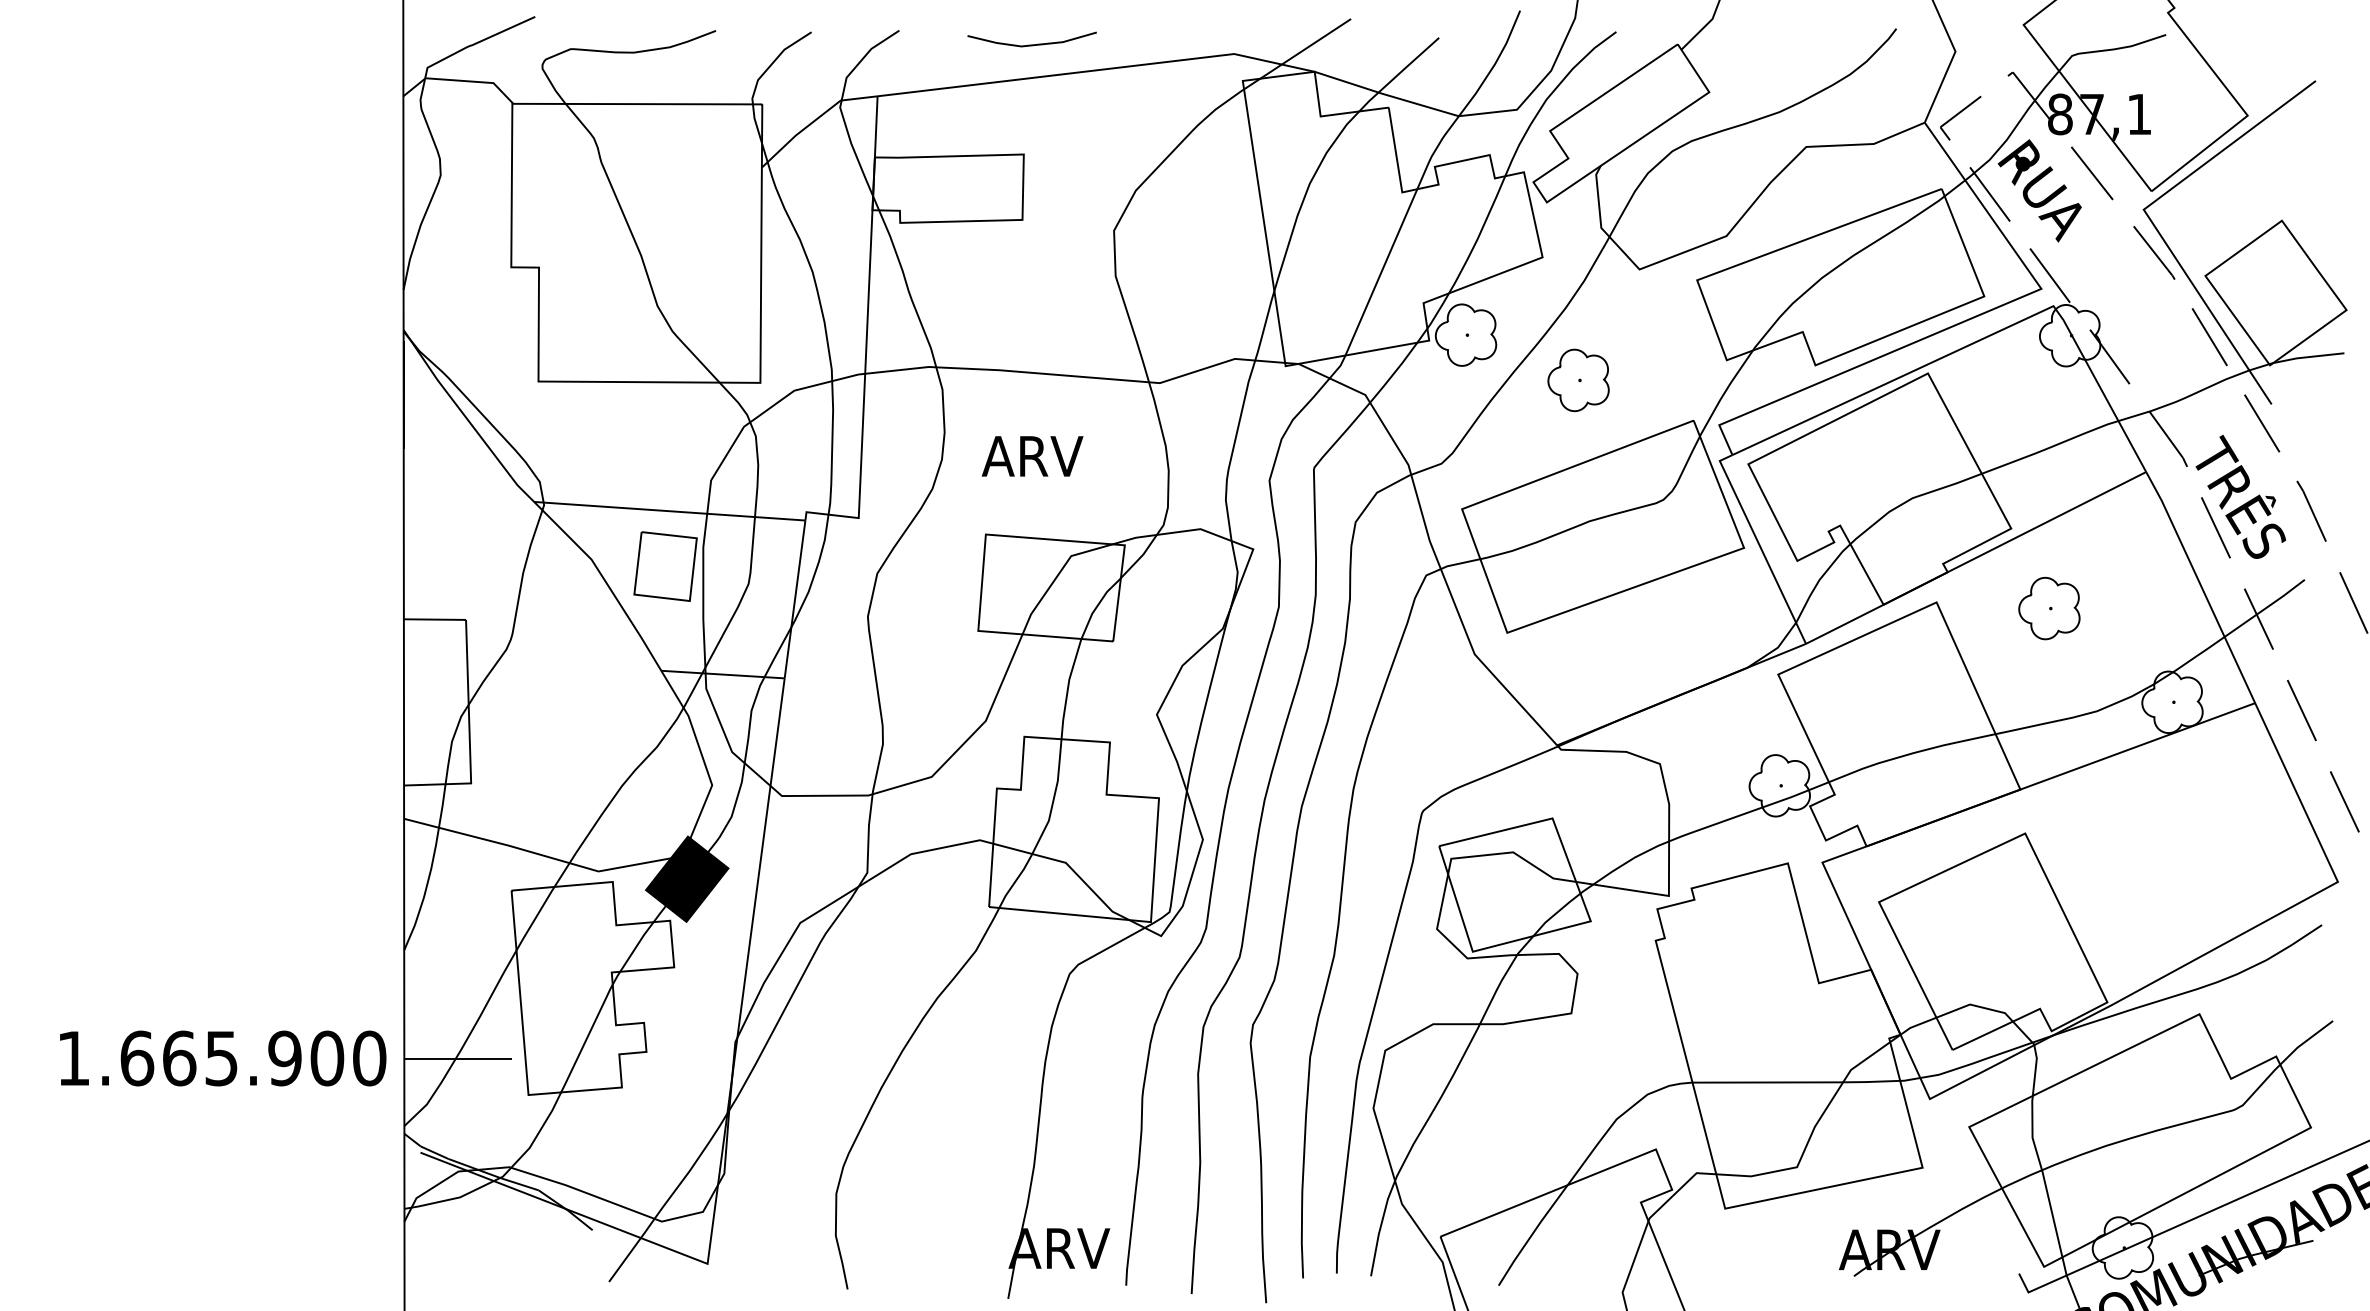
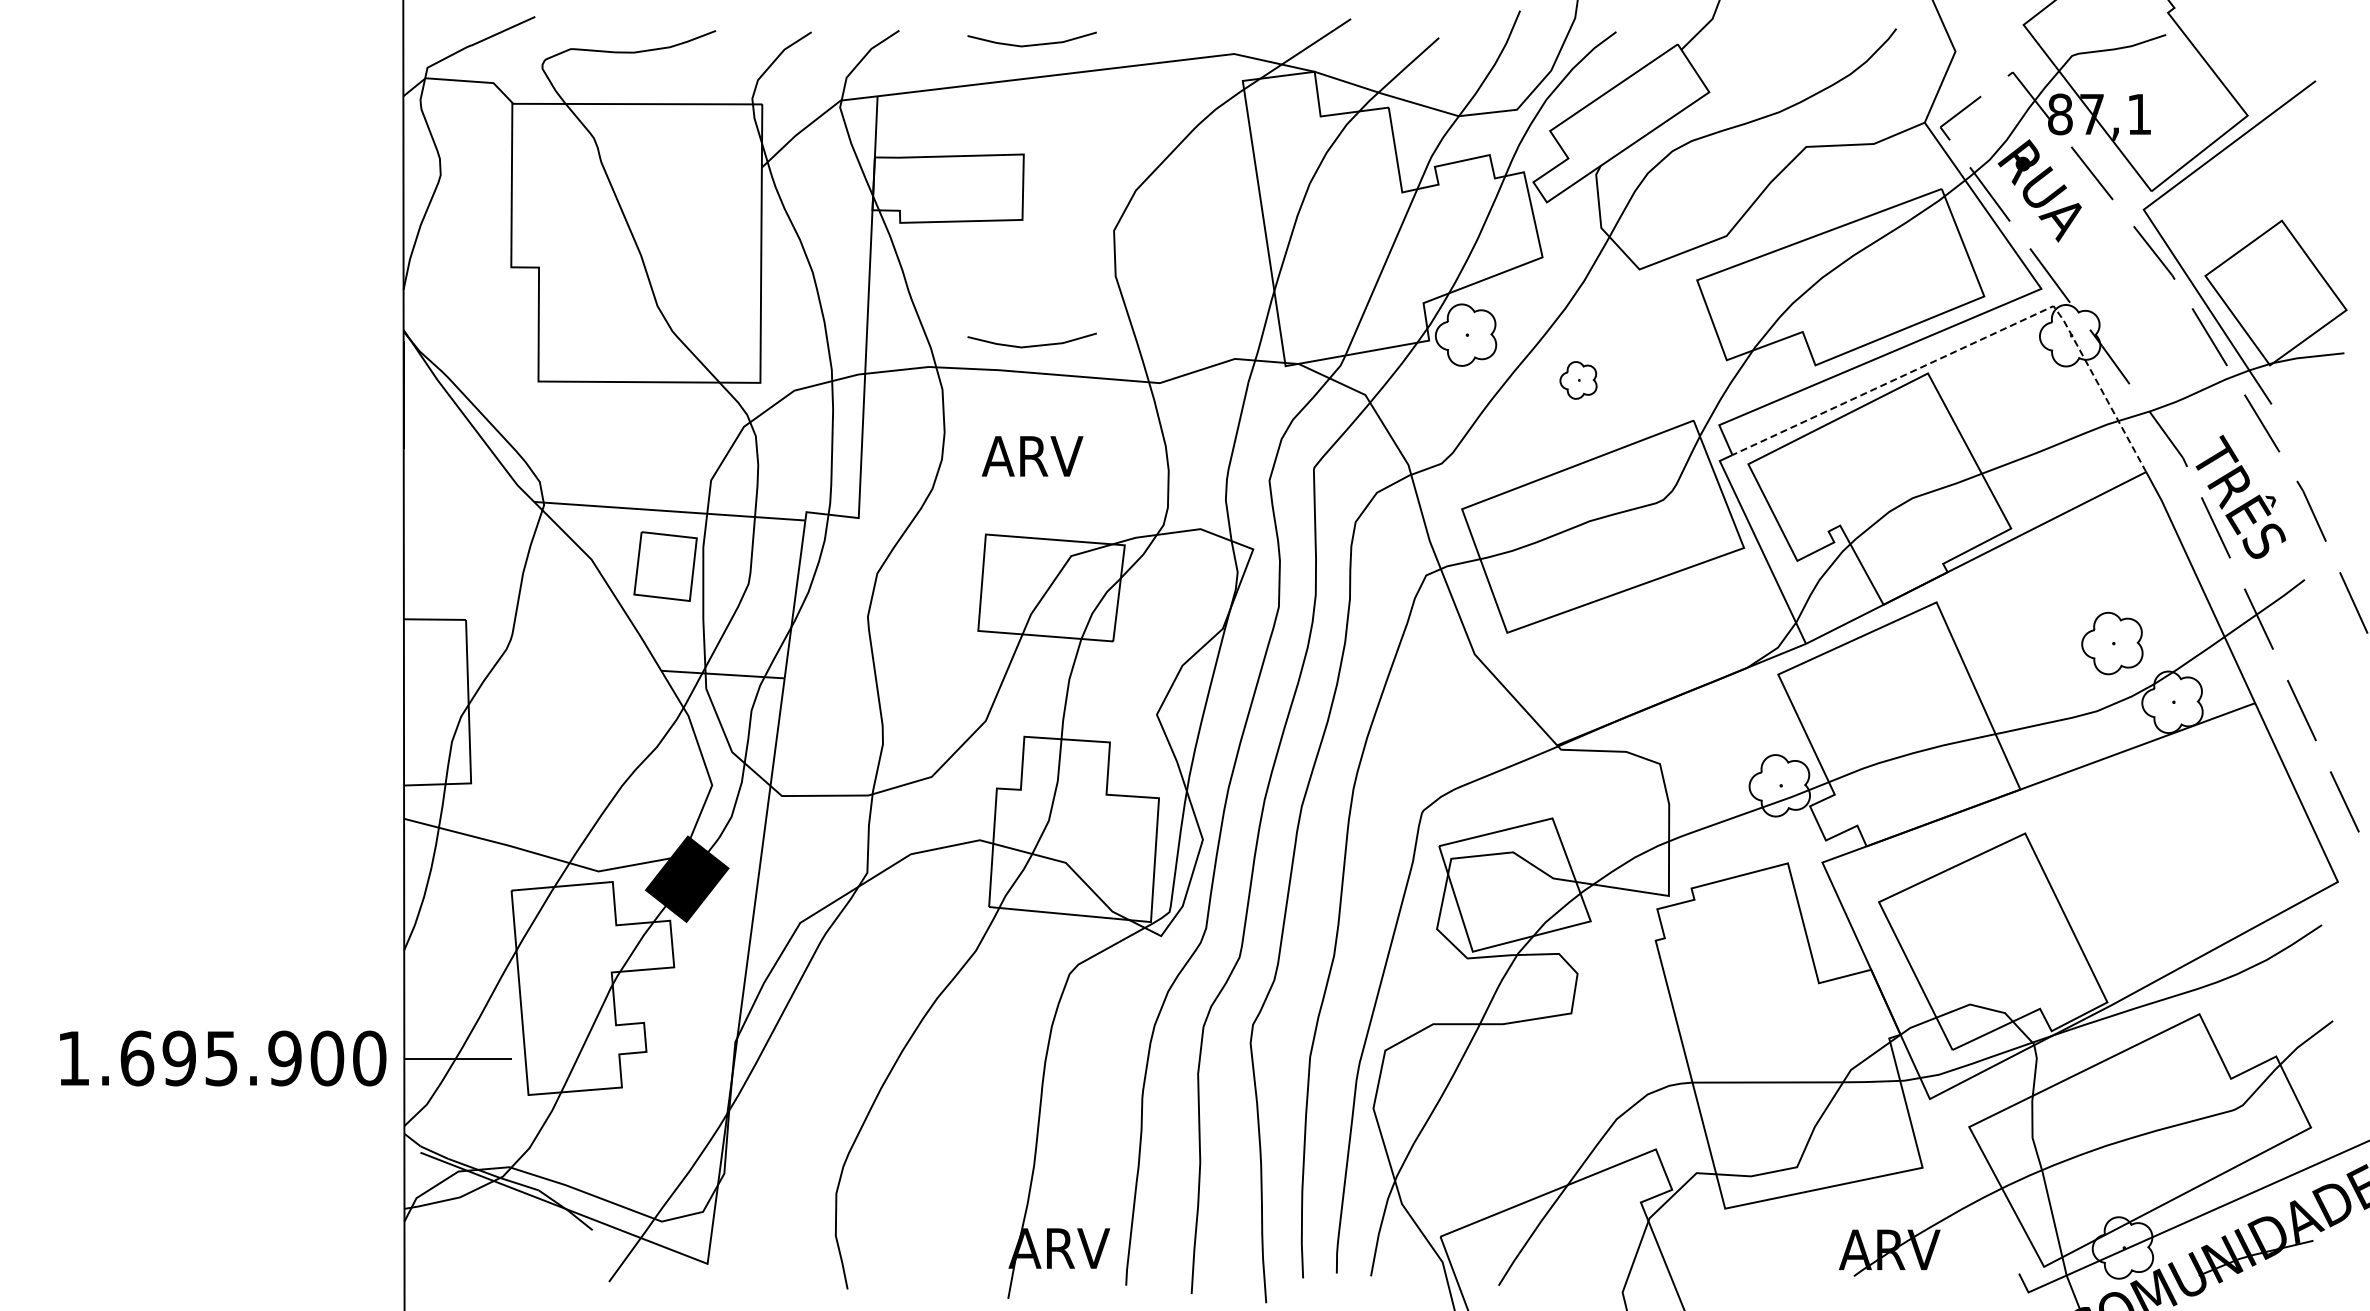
line: solid -> dashed (1980, 340)
line: none -> present (1031, 345)
part size: 63x65 px -> 39x39 px (1578, 380)
part position: (2049, 608) -> (2112, 643) (2112, 643)
text: 1.665.900 -> 1.695.900 (179, 1058)
